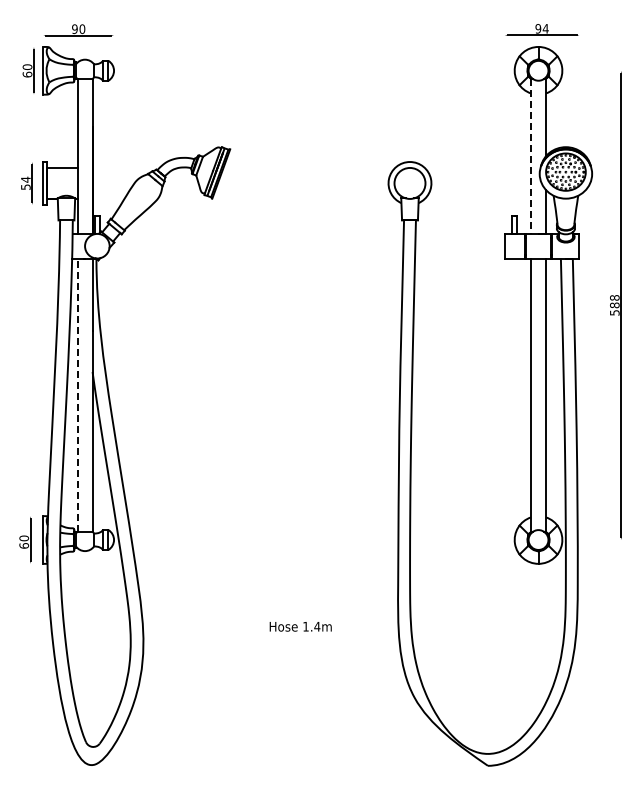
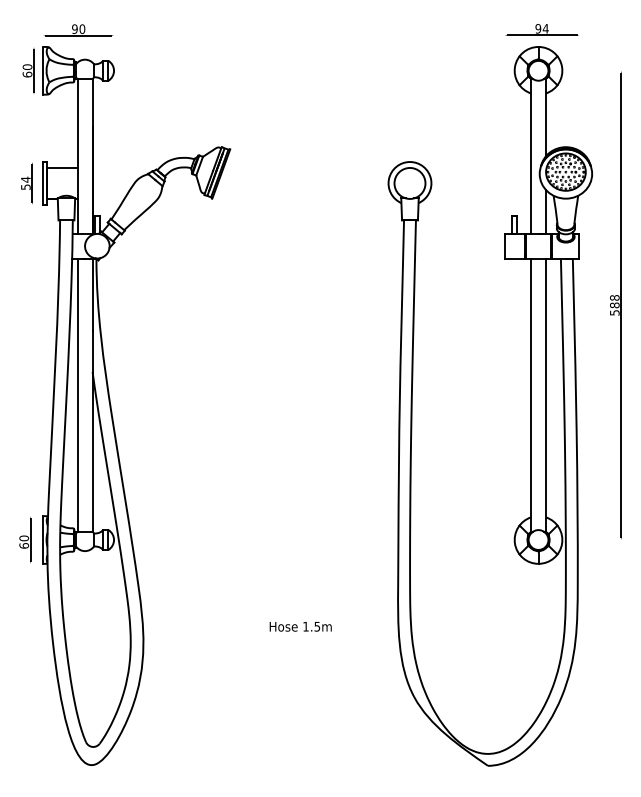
line: dashed -> solid (530, 156)
line: dashed -> solid (77, 395)
text: 1.4m -> 1.5m (317, 626)
